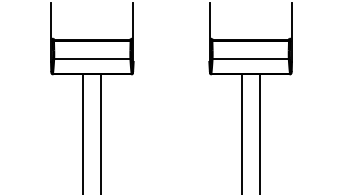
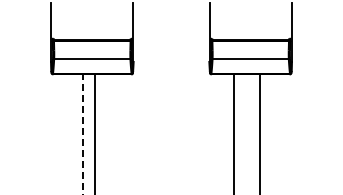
line position: (101, 132) -> (95, 132) (95, 132)
line position: (241, 132) -> (233, 132) (233, 132)
line: solid -> dashed (83, 134)
